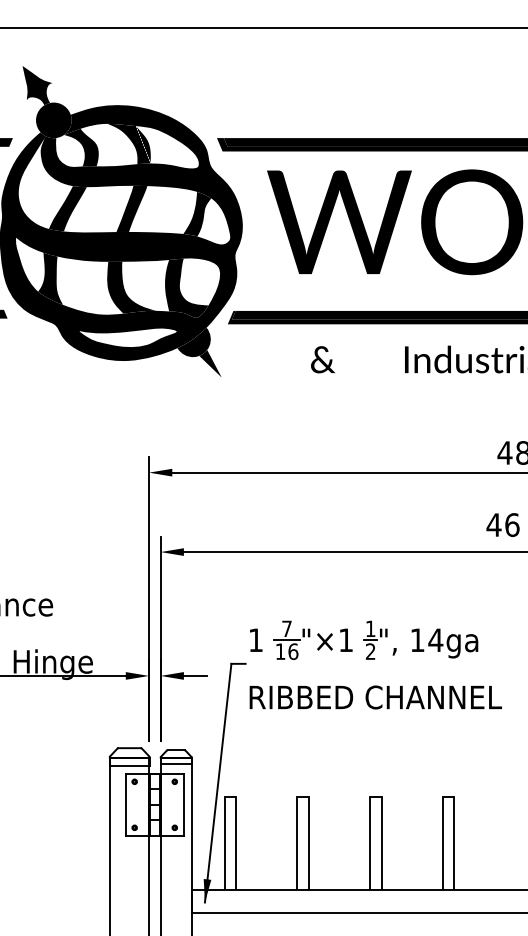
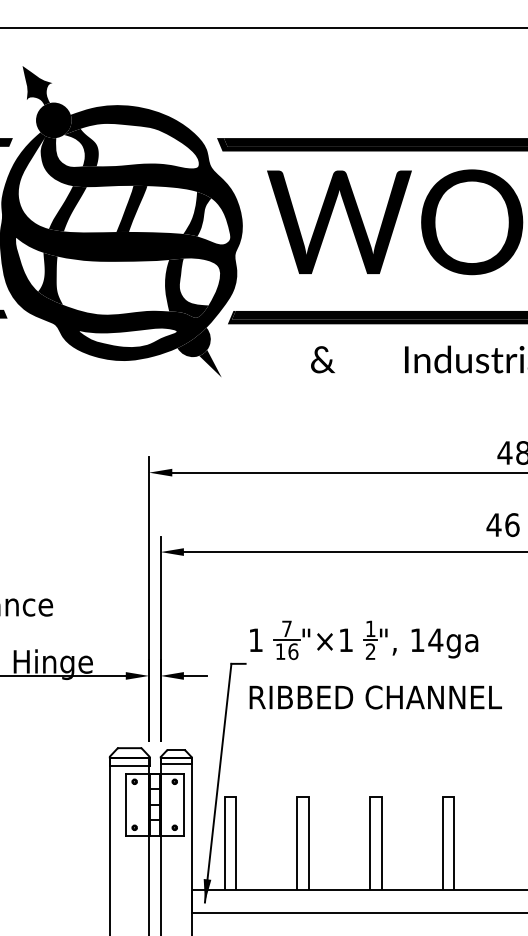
fill: present -> none (129, 144)
fill: present -> none (131, 287)
